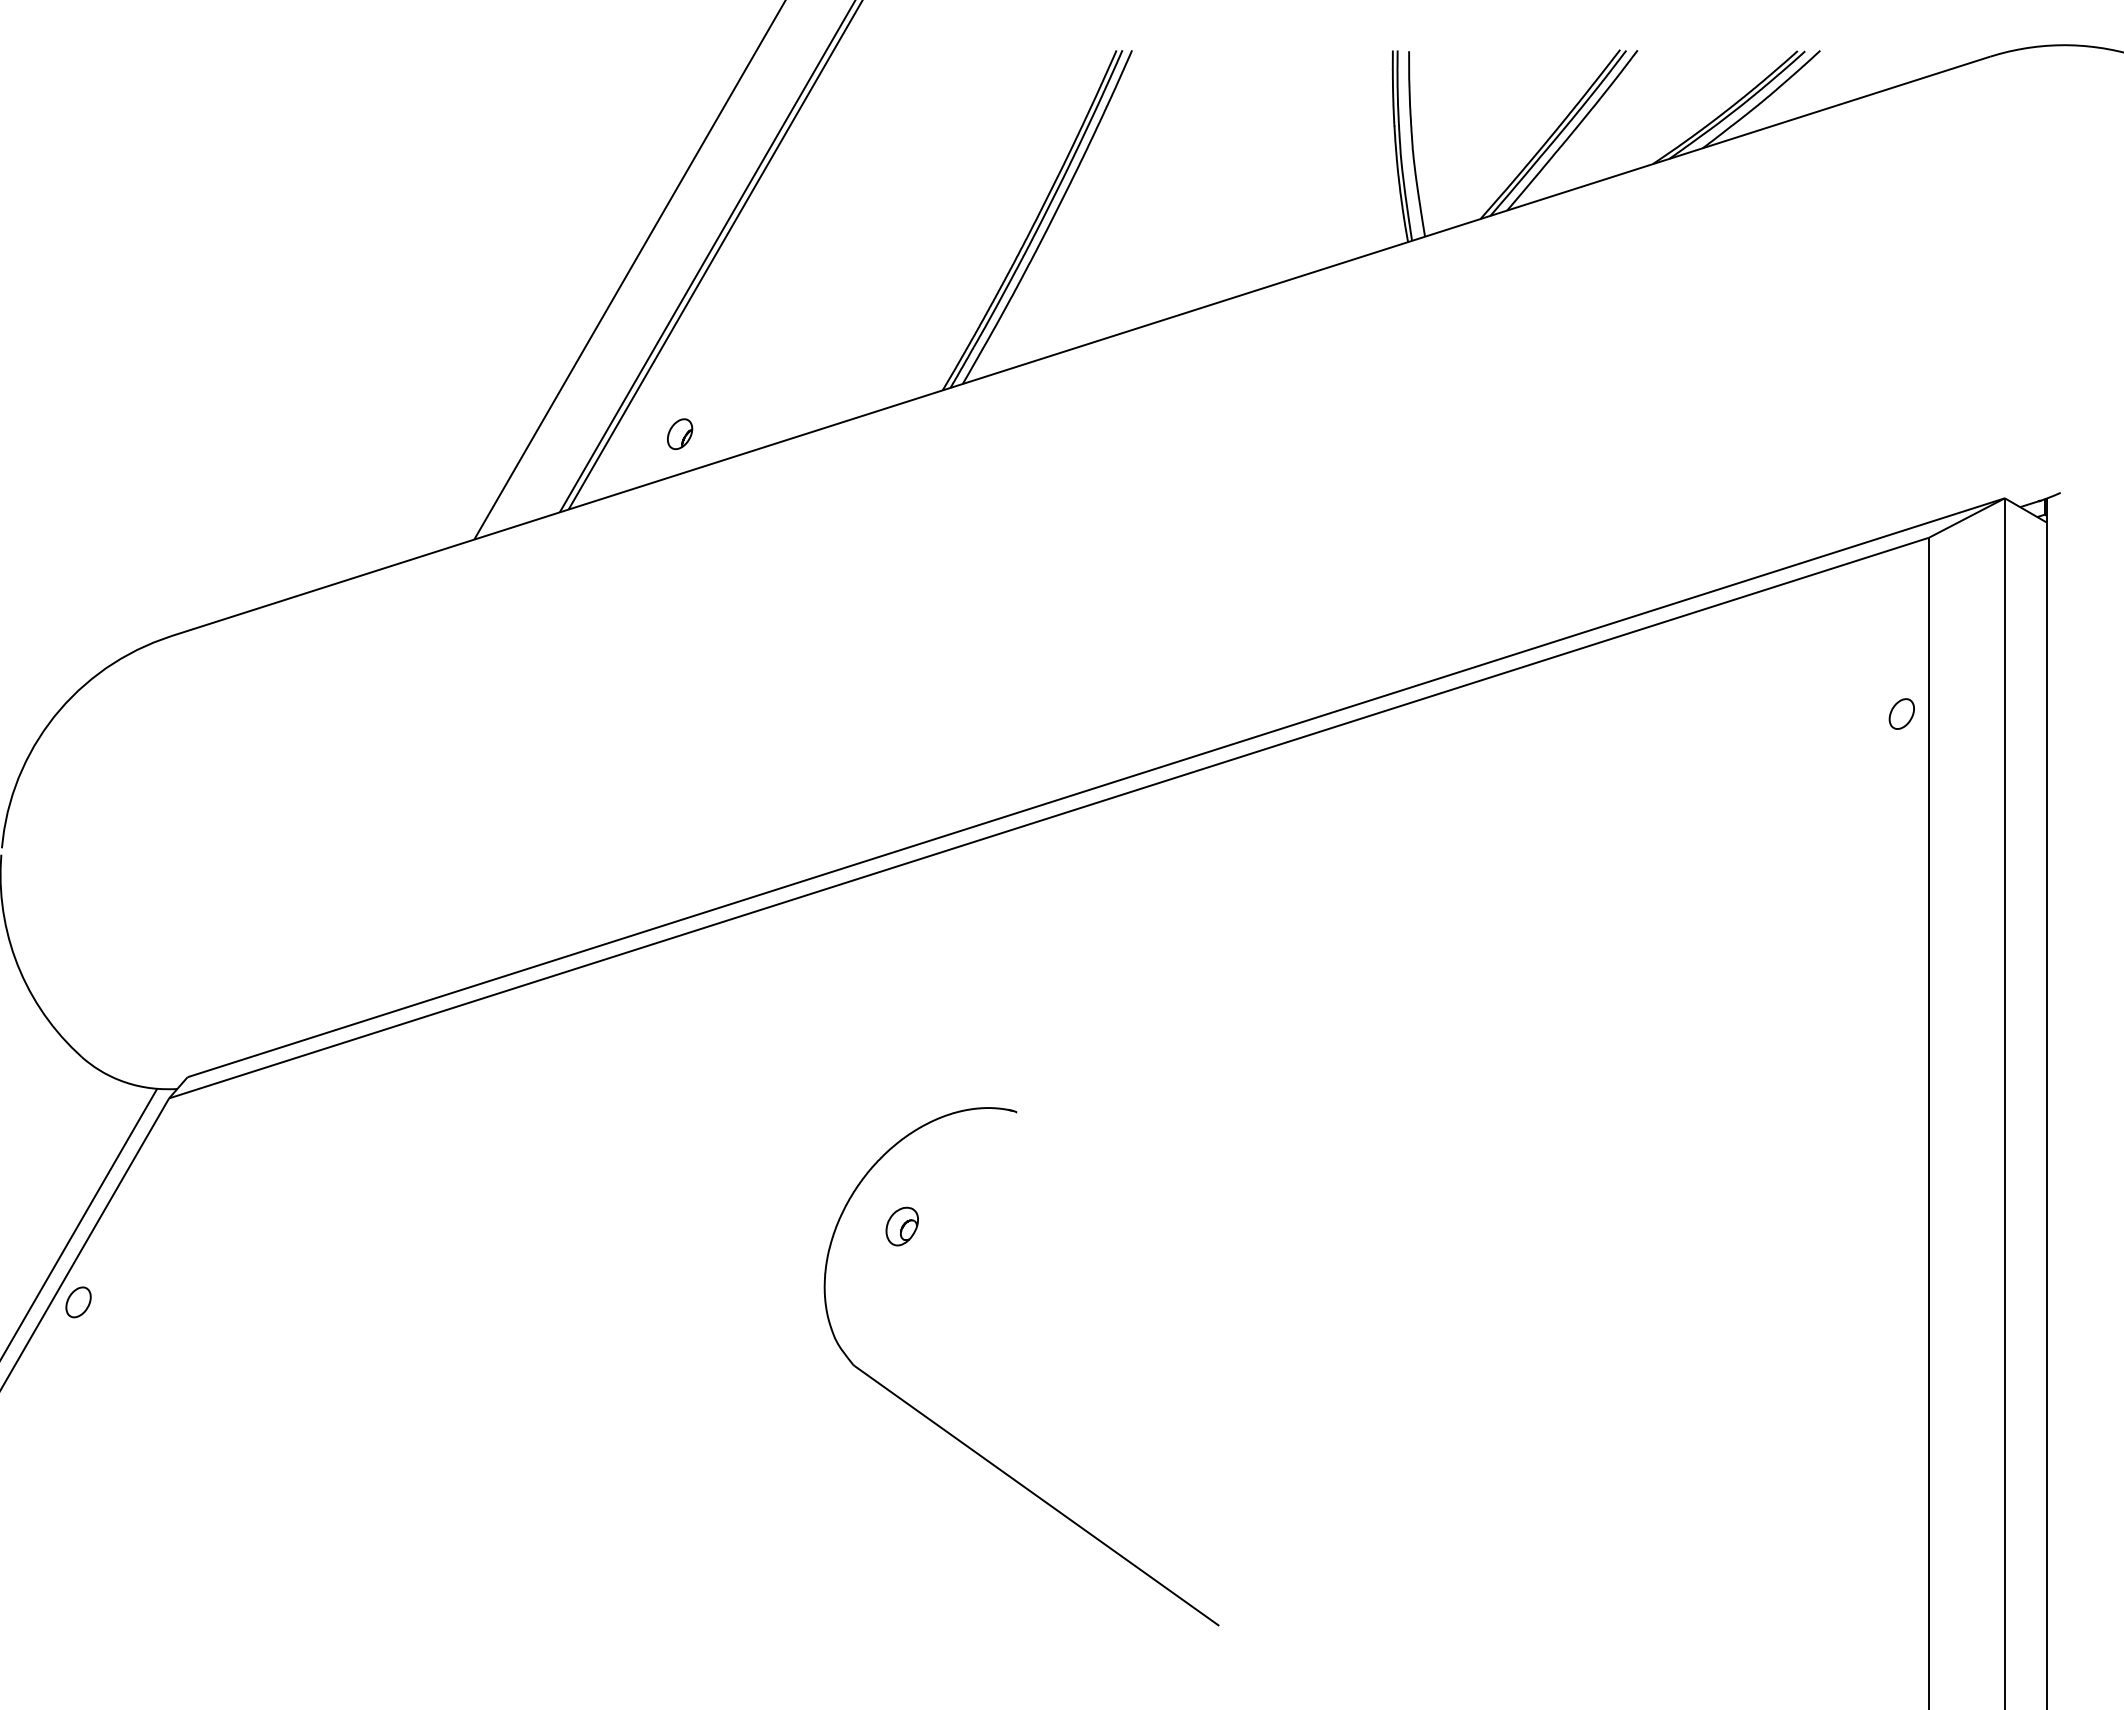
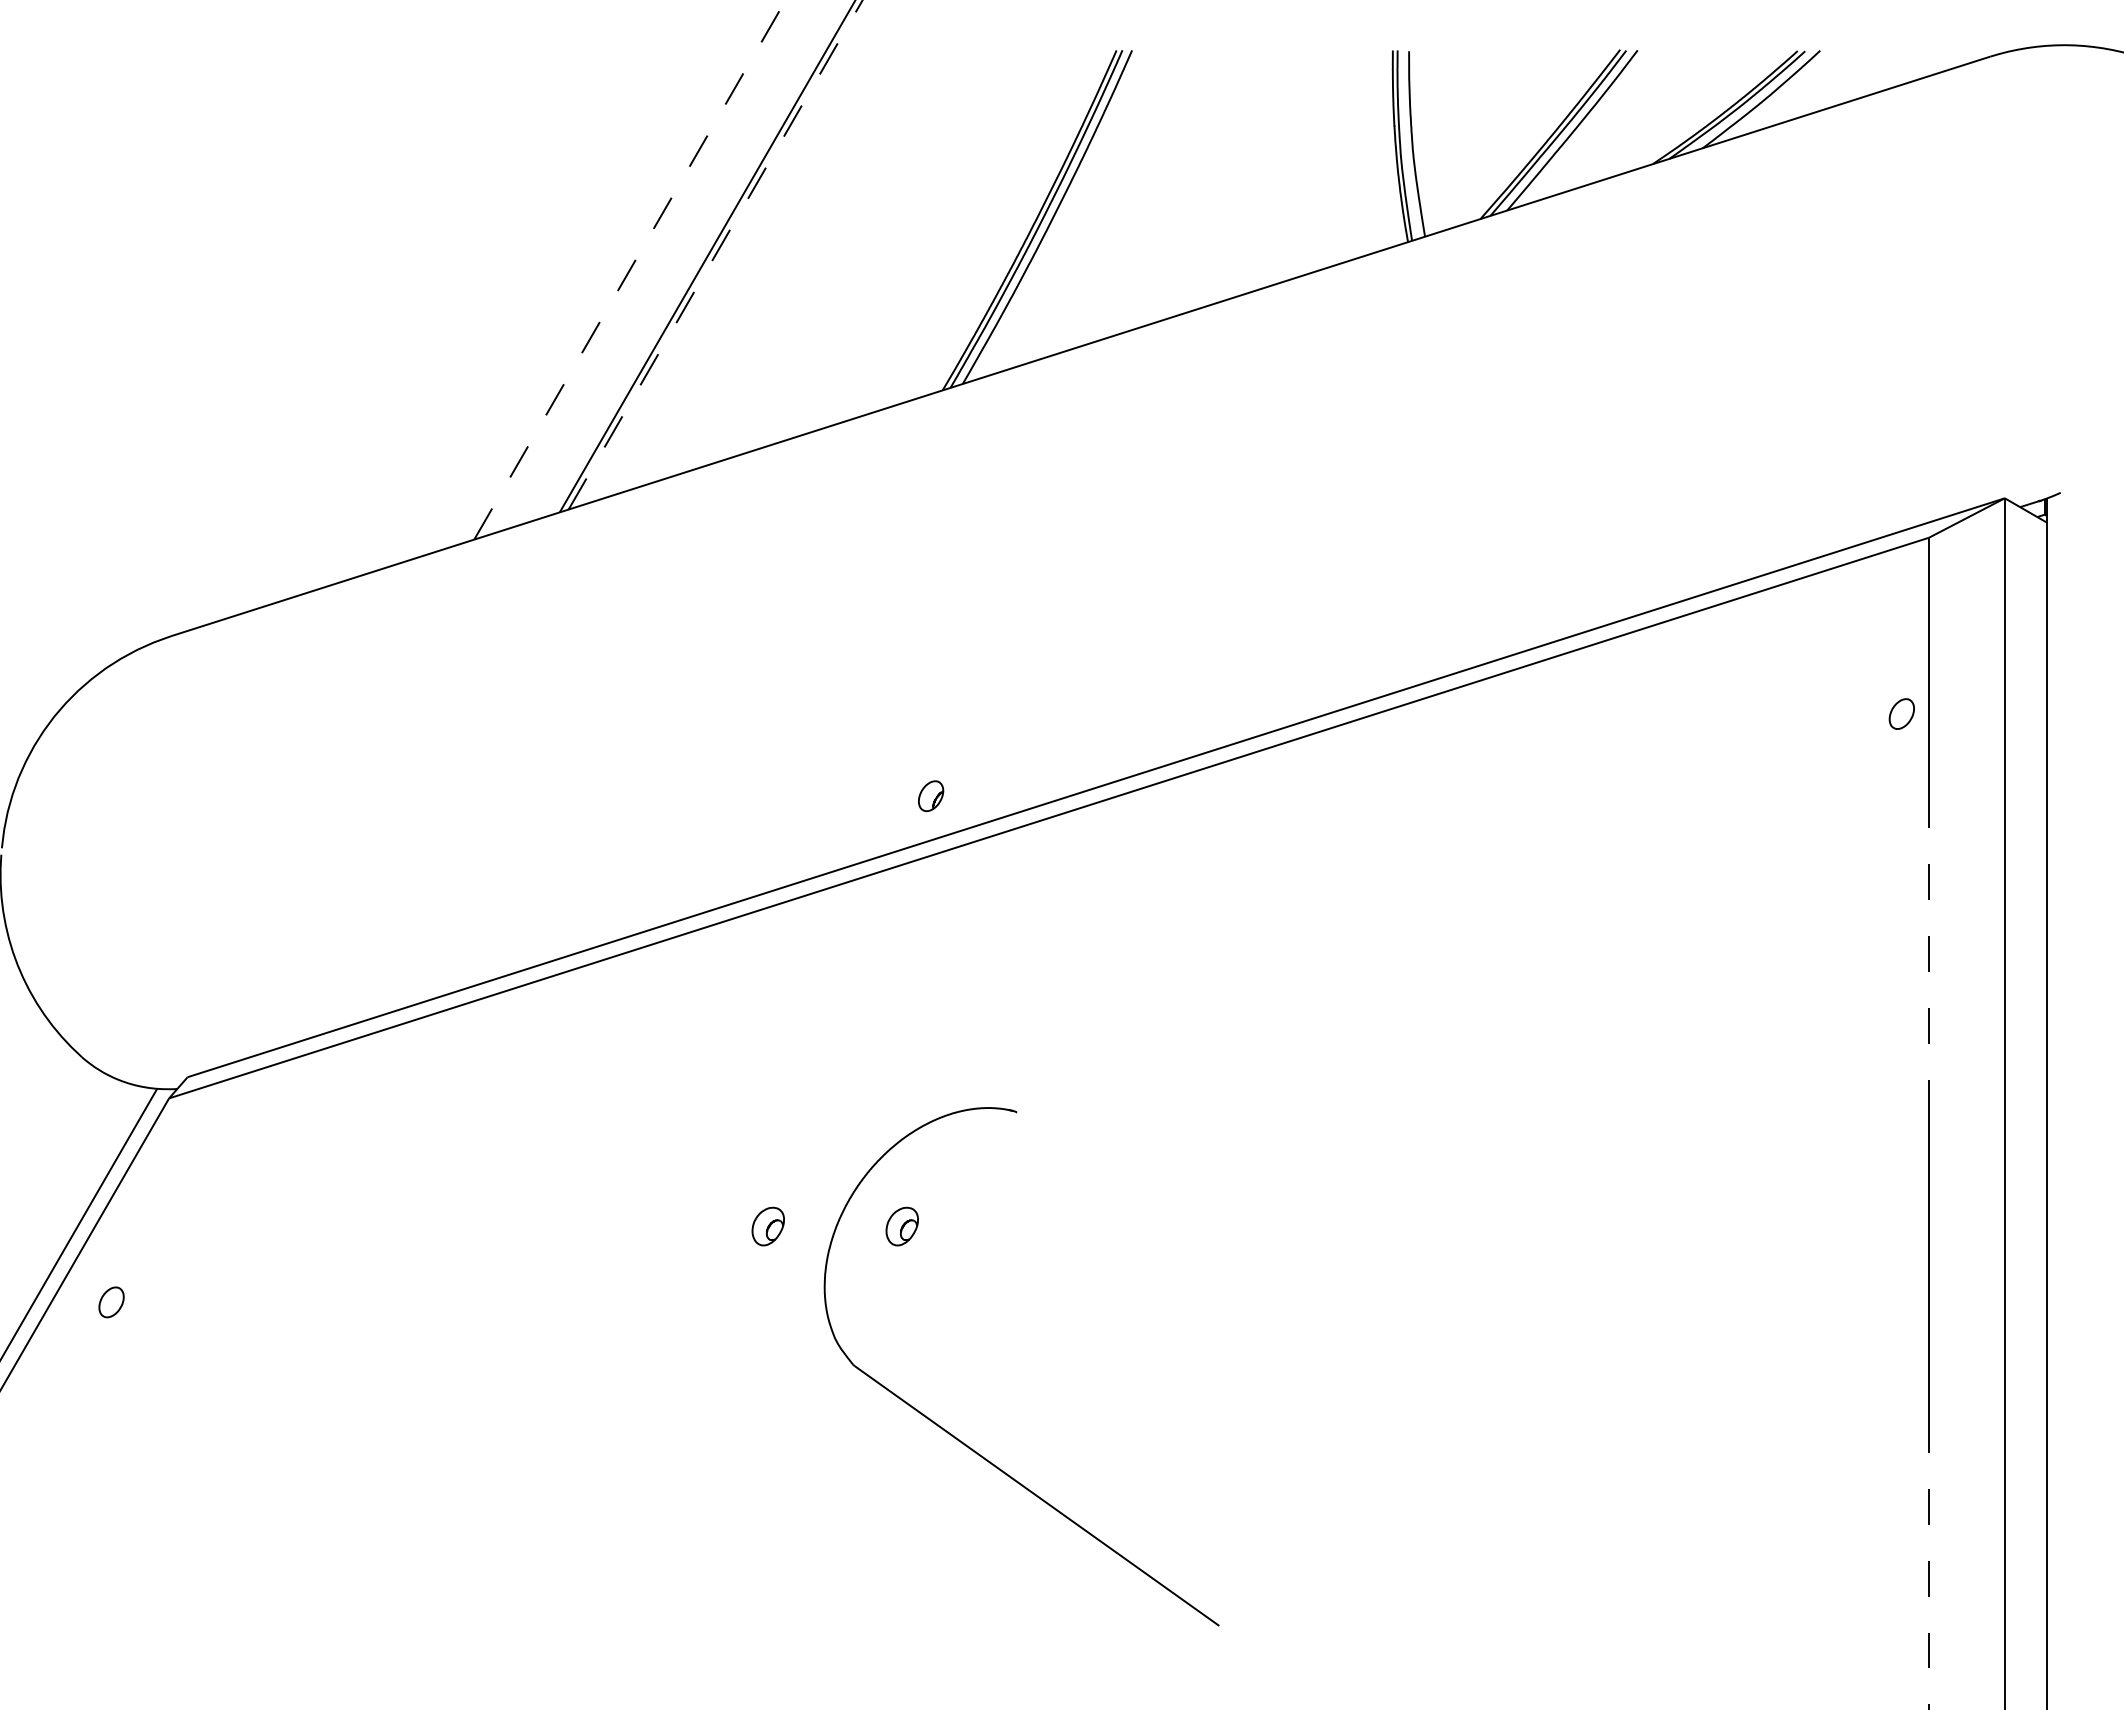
line: solid -> dashed (715, 255)
line: solid -> dashed (630, 269)
part position: (680, 434) -> (931, 796) (931, 796)
line: solid -> dashed (1928, 958)
part: none -> present (767, 1226)
part position: (78, 1302) -> (111, 1302) (111, 1302)
line: solid -> dashed (1928, 1568)
